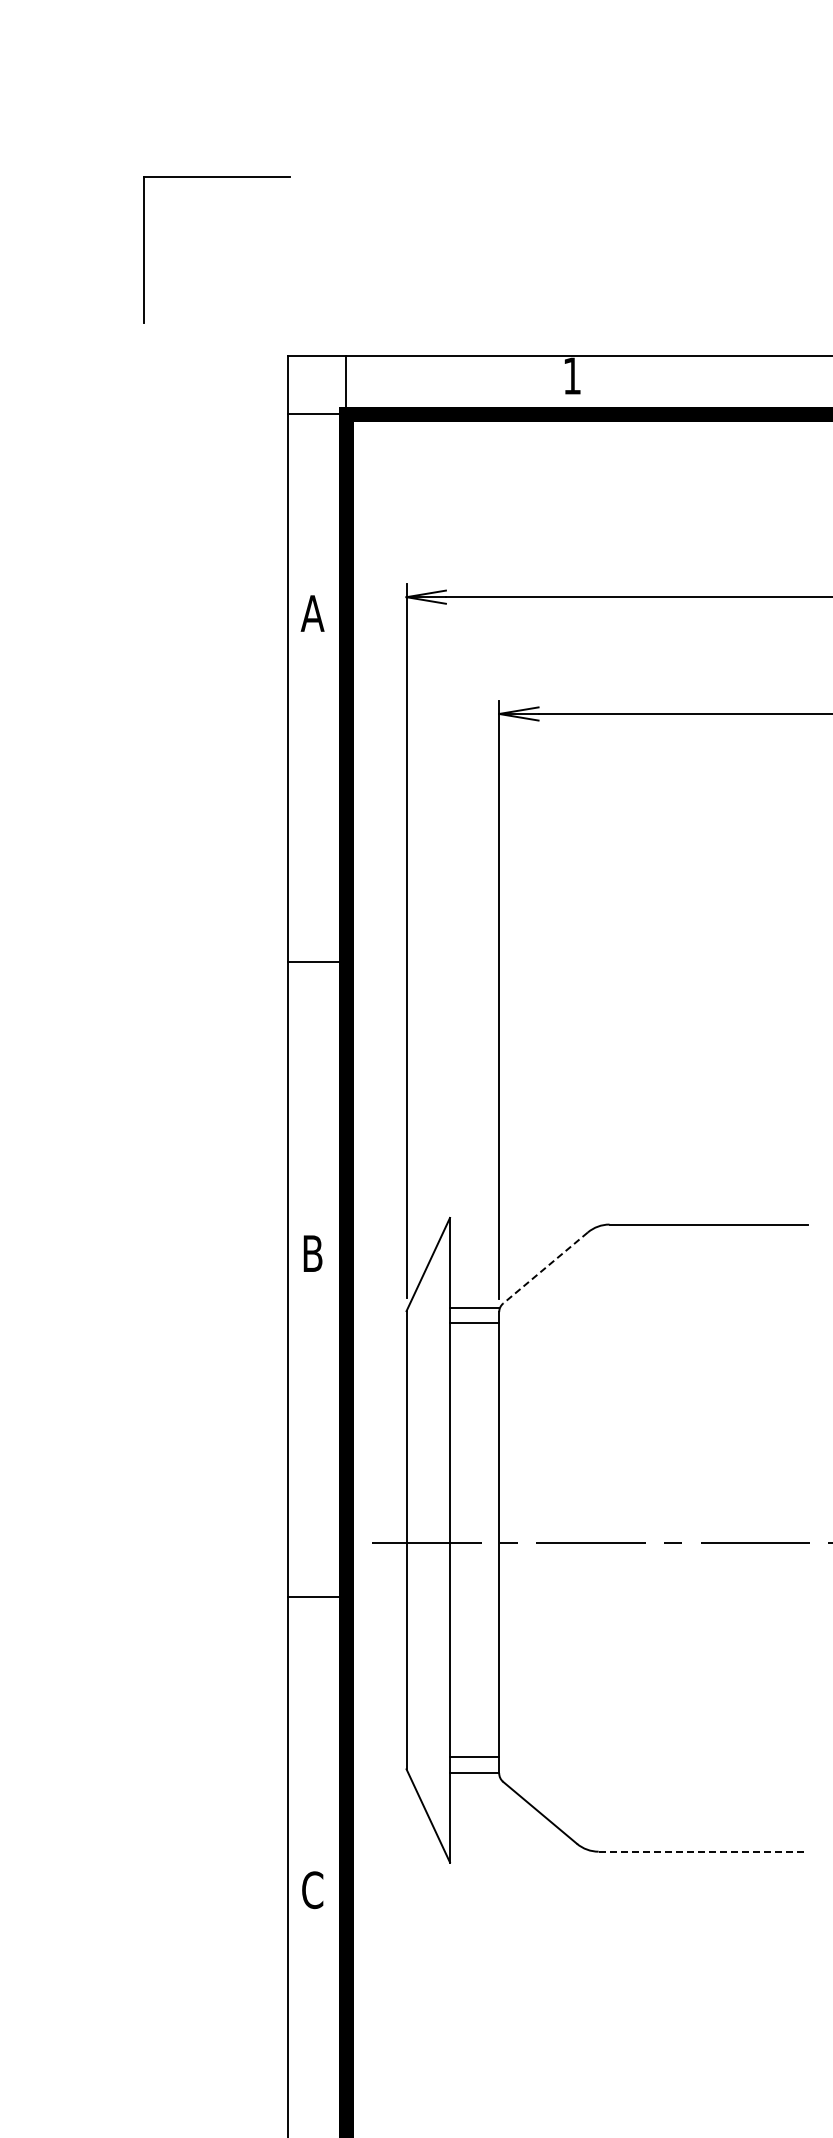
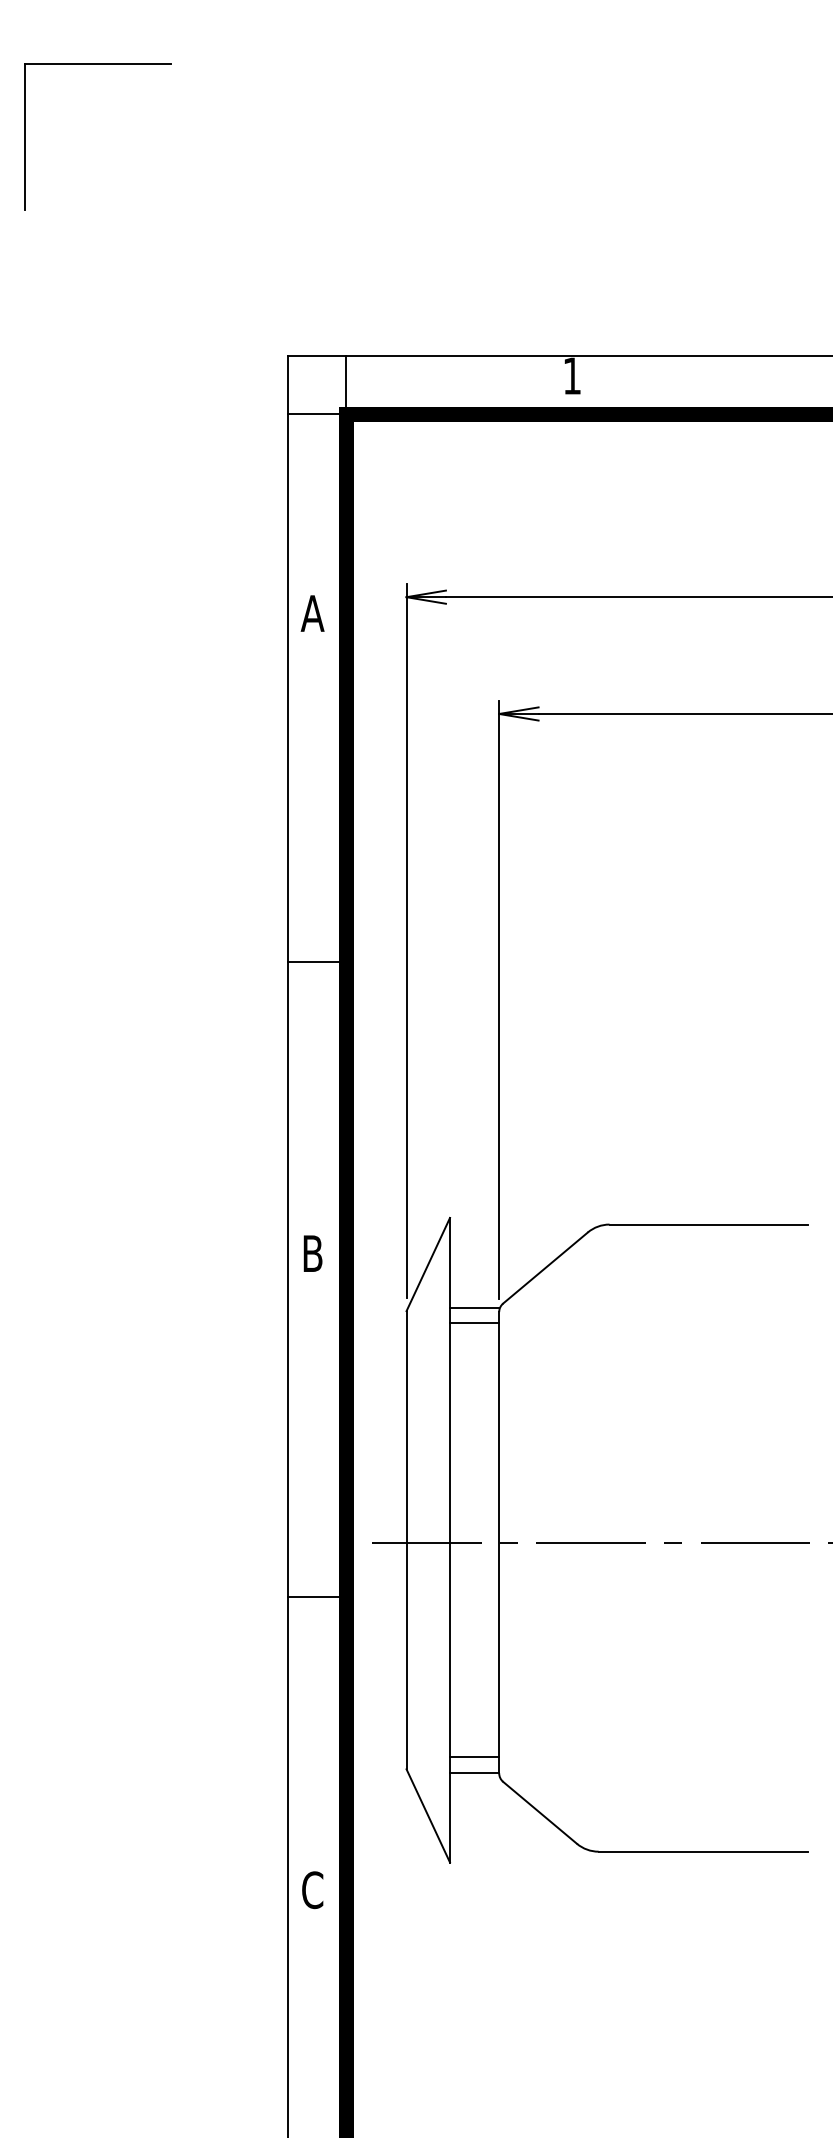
part position: (216, 177) -> (97, 64) (97, 64)
line: dashed -> solid (545, 1268)
line: dashed -> solid (703, 1851)
